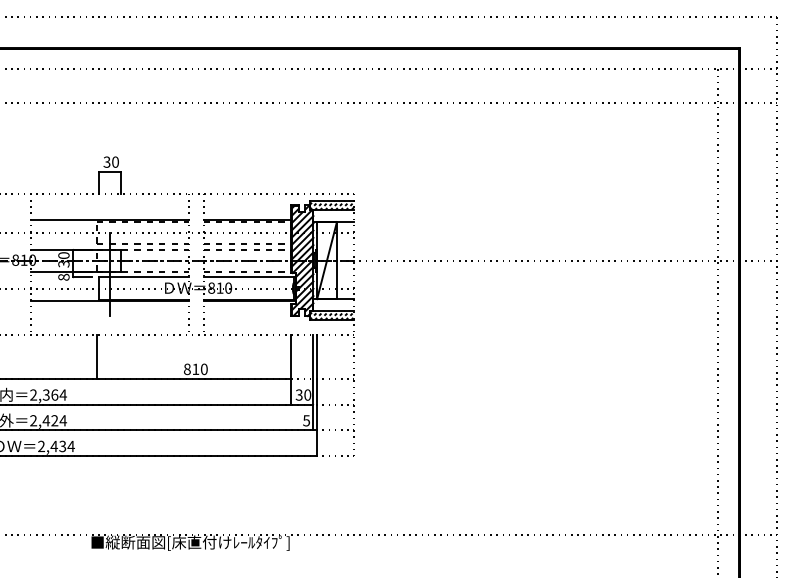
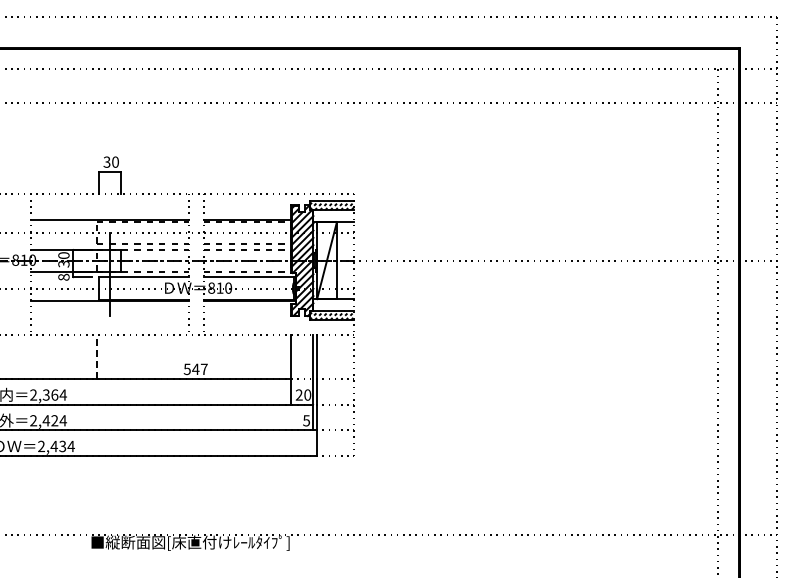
line: solid -> dashed (96, 356)
text: 810 -> 547 (195, 369)
text: 30 -> 20 (298, 395)
